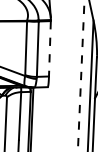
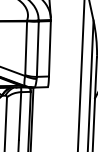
line: dashed -> solid (49, 48)
line: dashed -> solid (81, 75)
